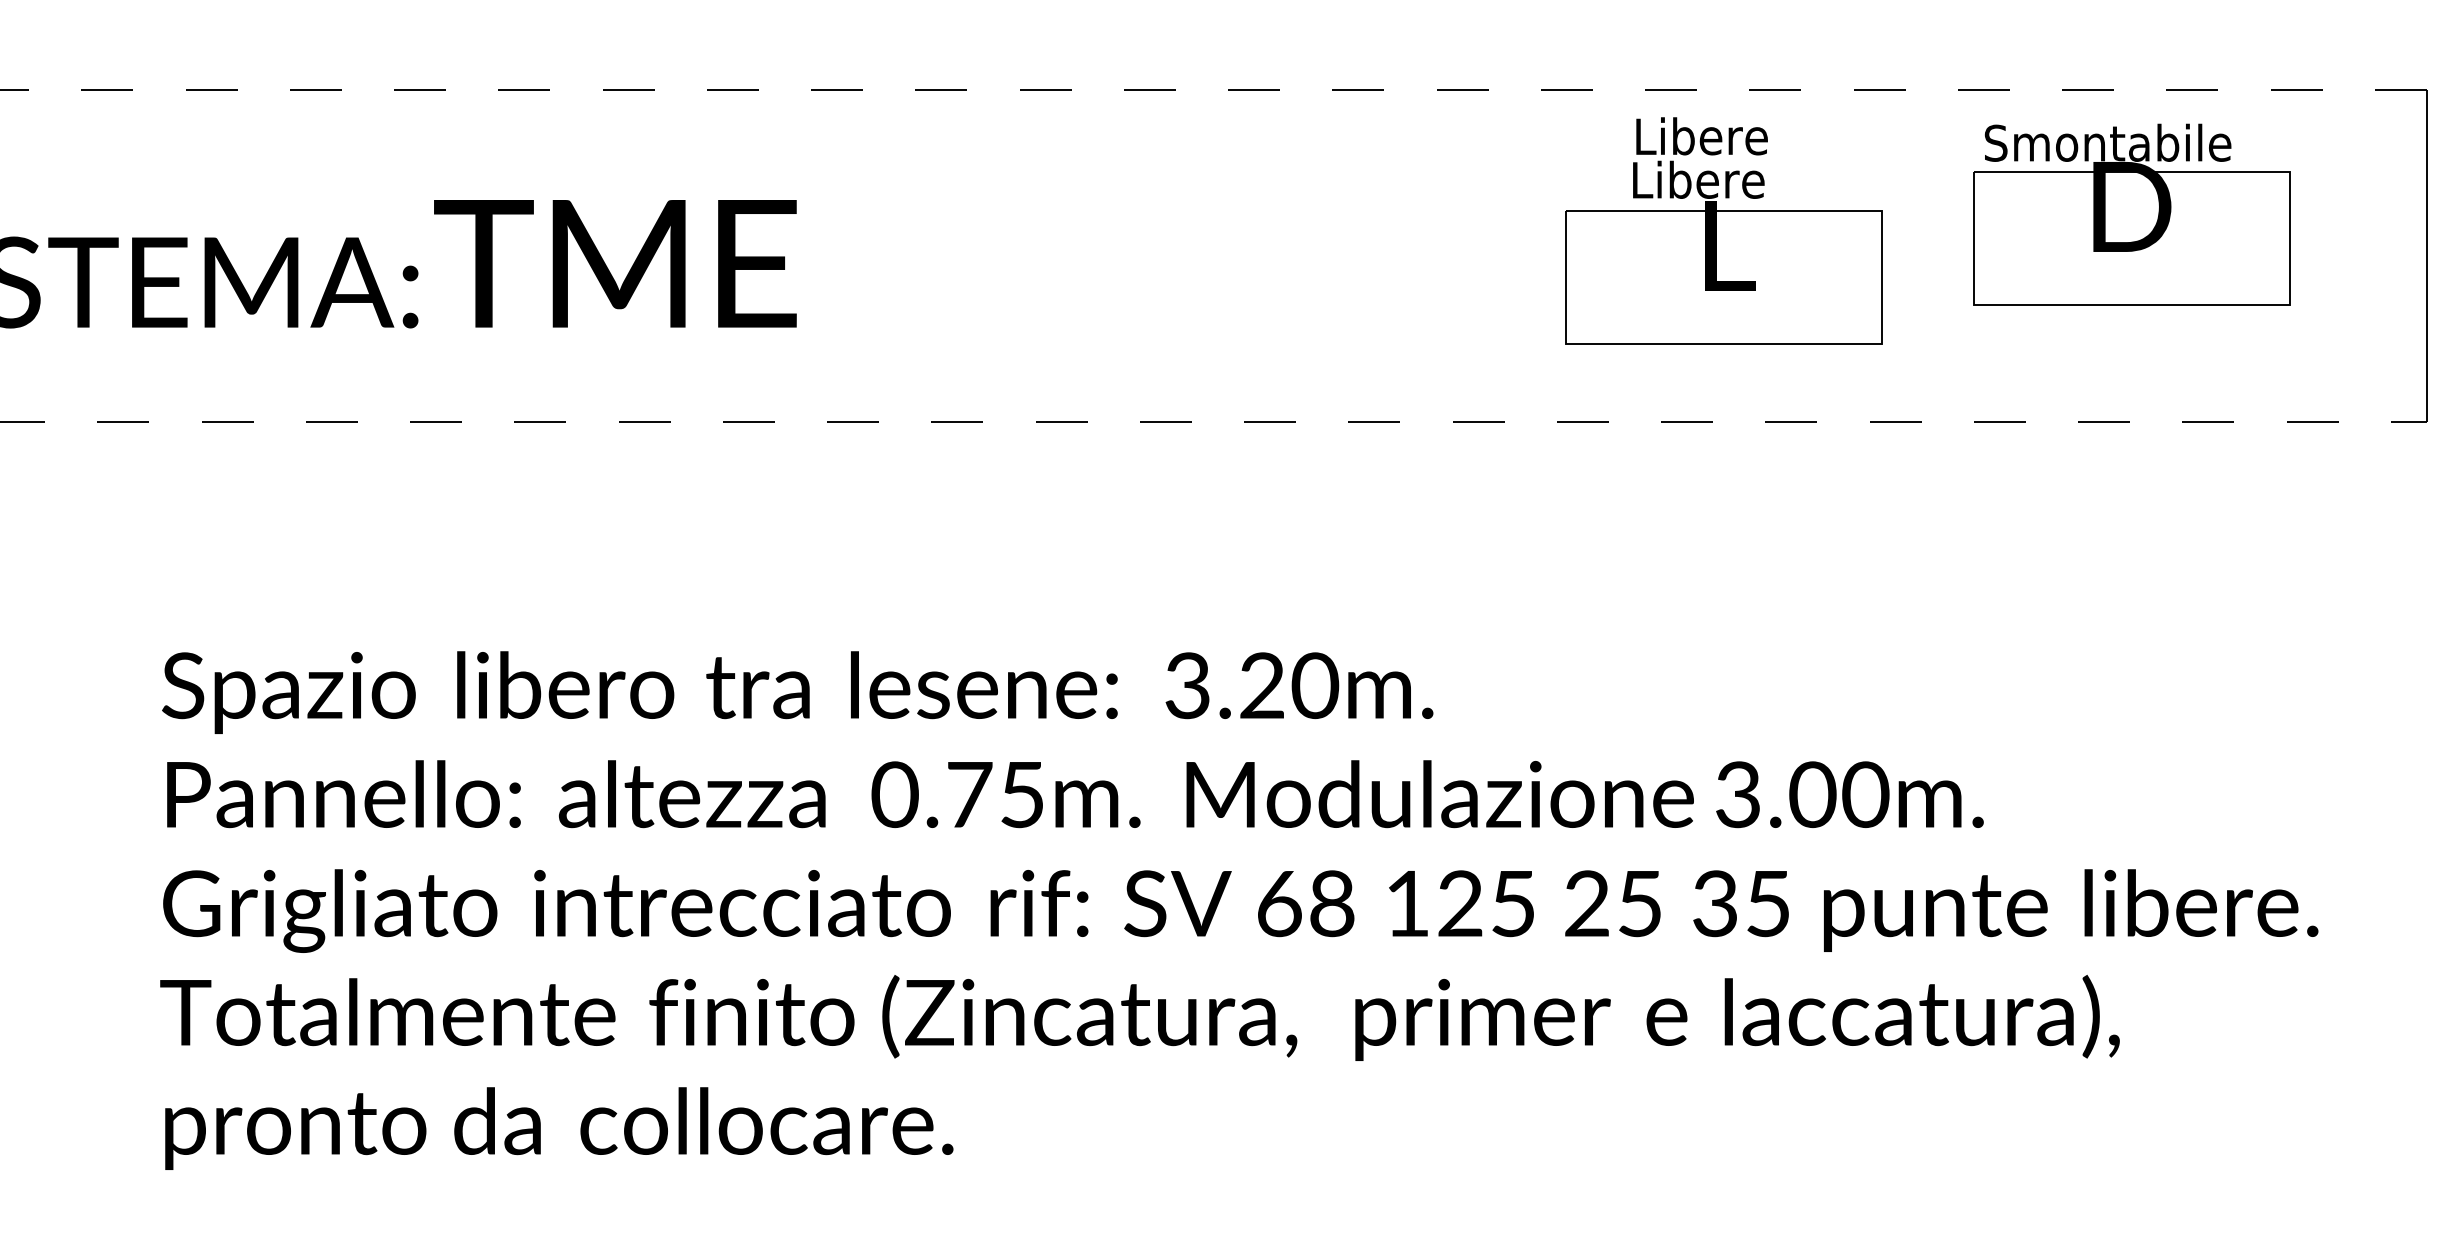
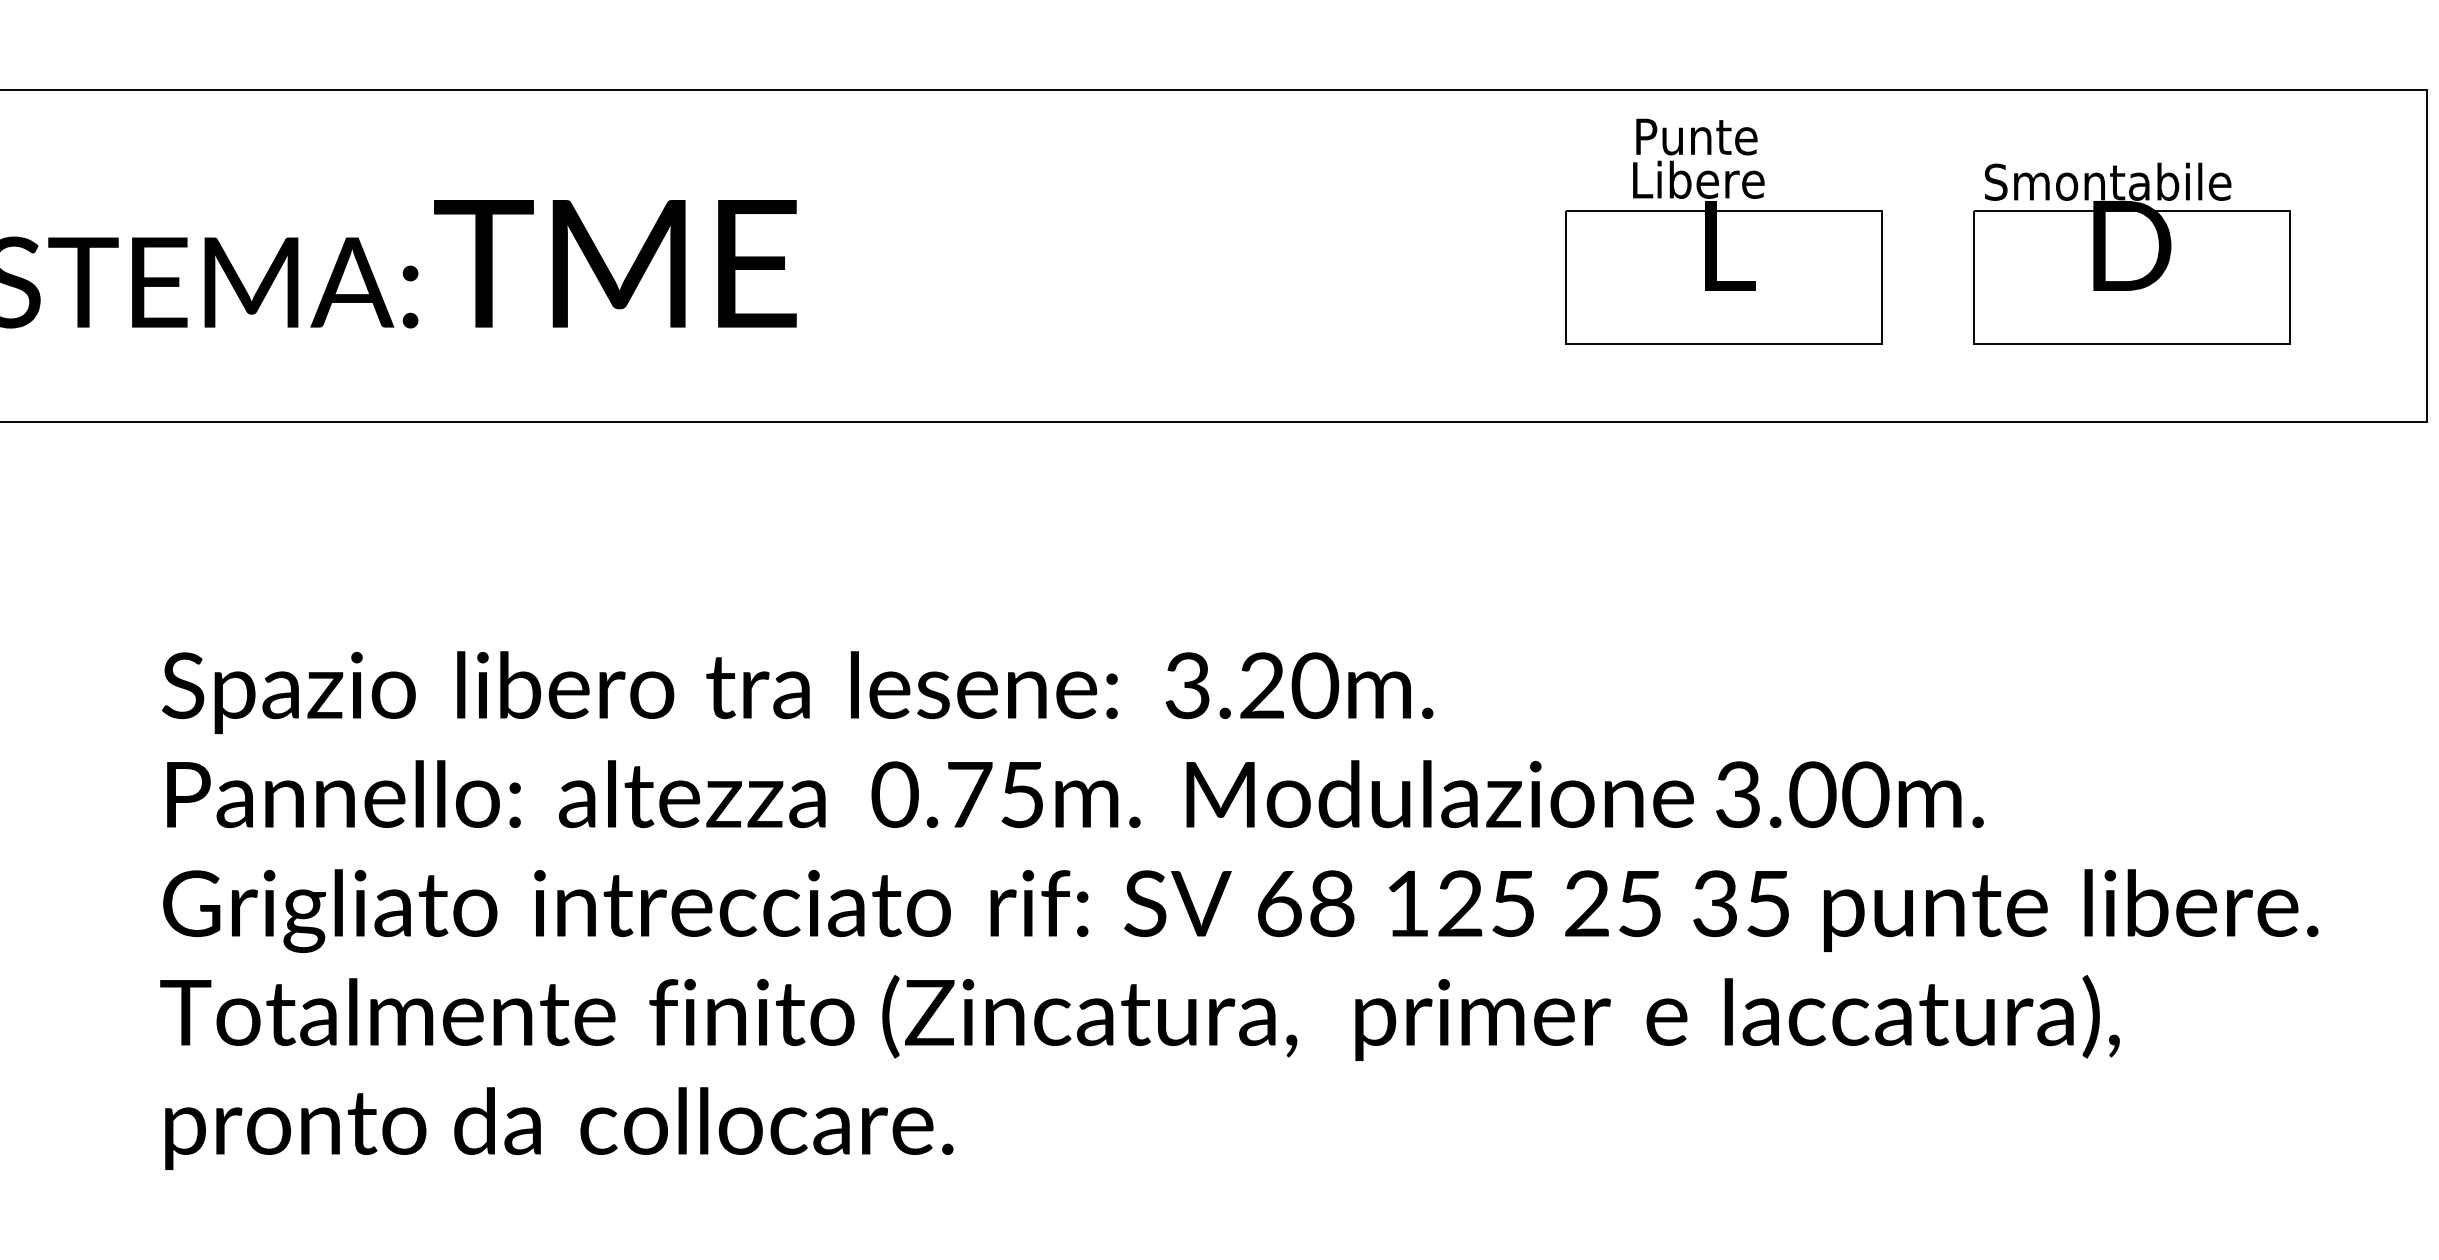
line: dashed -> solid (1212, 89)
text: Libere -> Punte (1703, 136)
part position: (2131, 214) -> (2131, 253) (2131, 253)
line: dashed -> solid (1213, 421)
